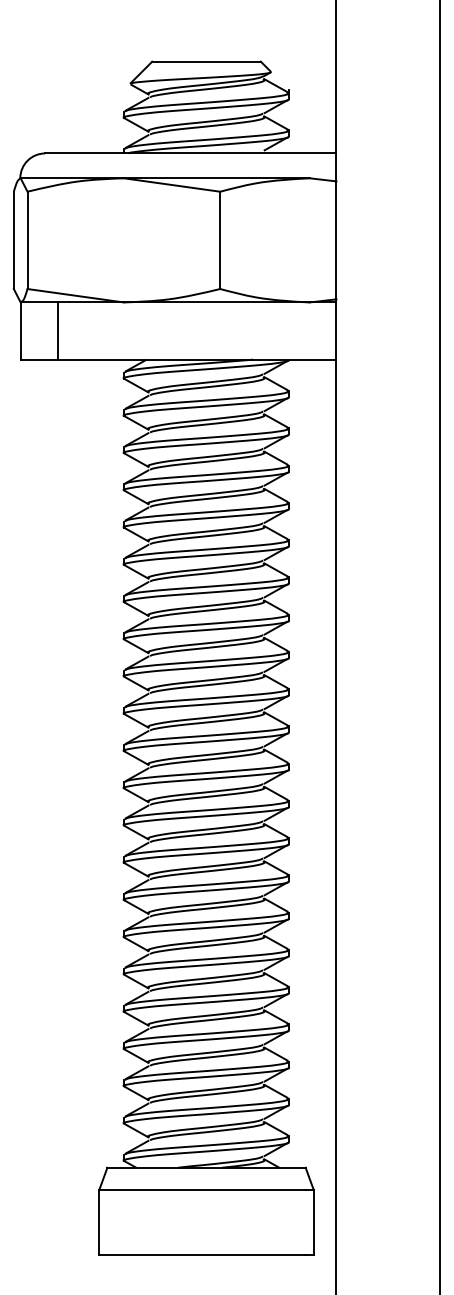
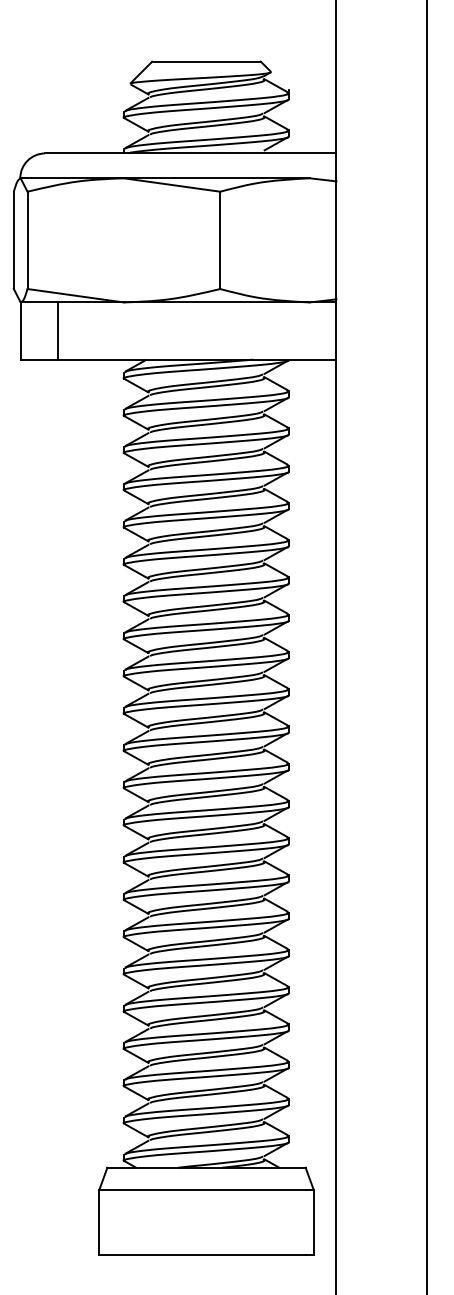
line position: (440, 646) -> (427, 646) (427, 646)
